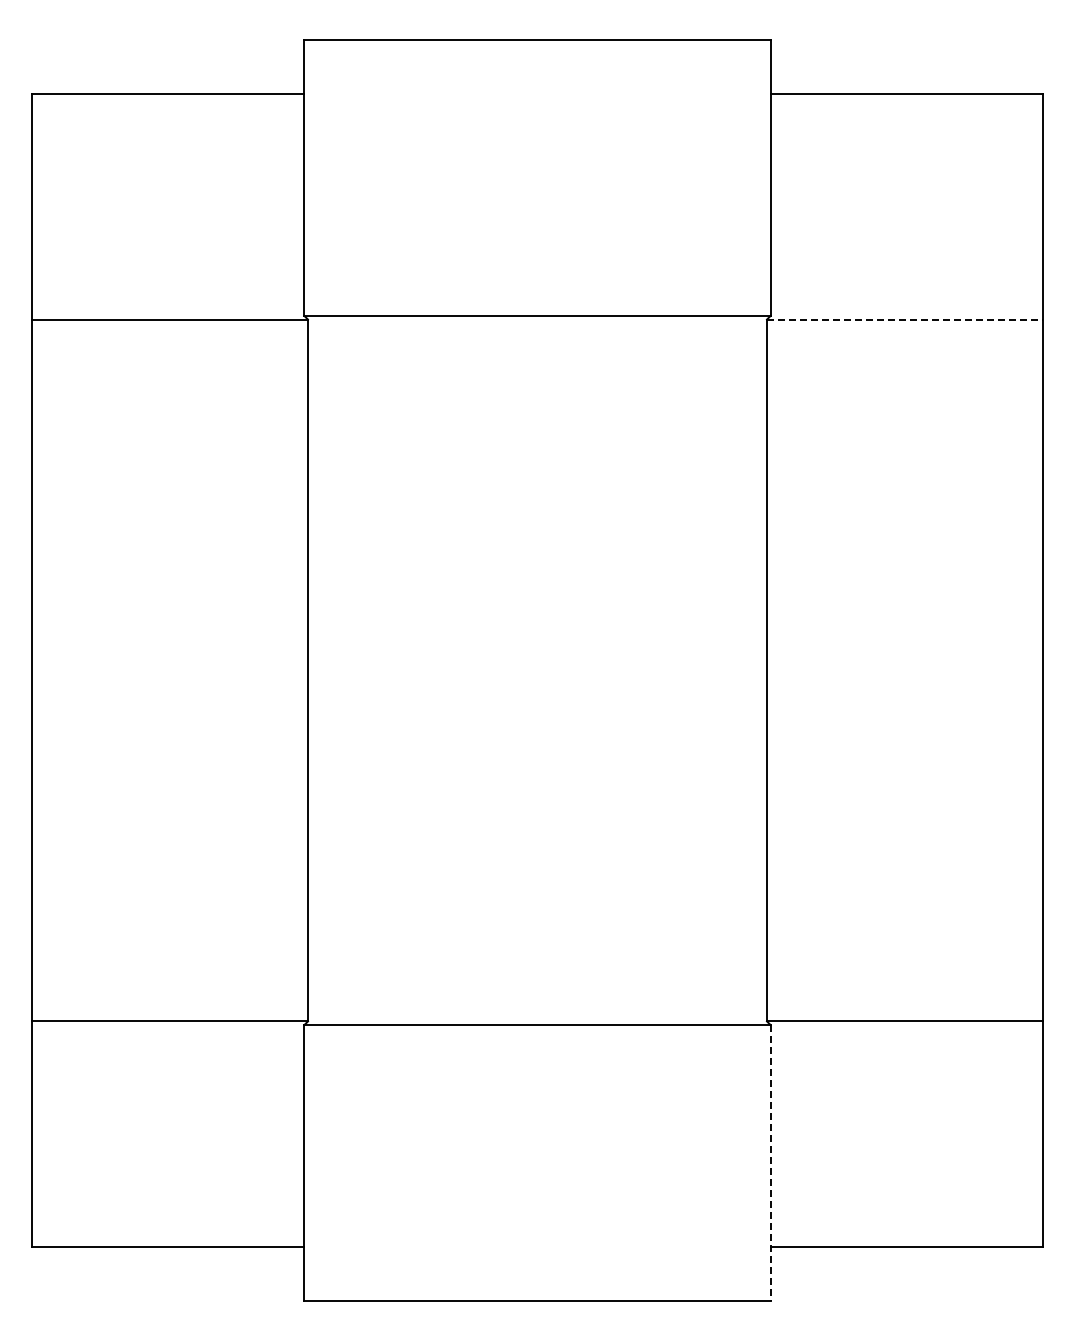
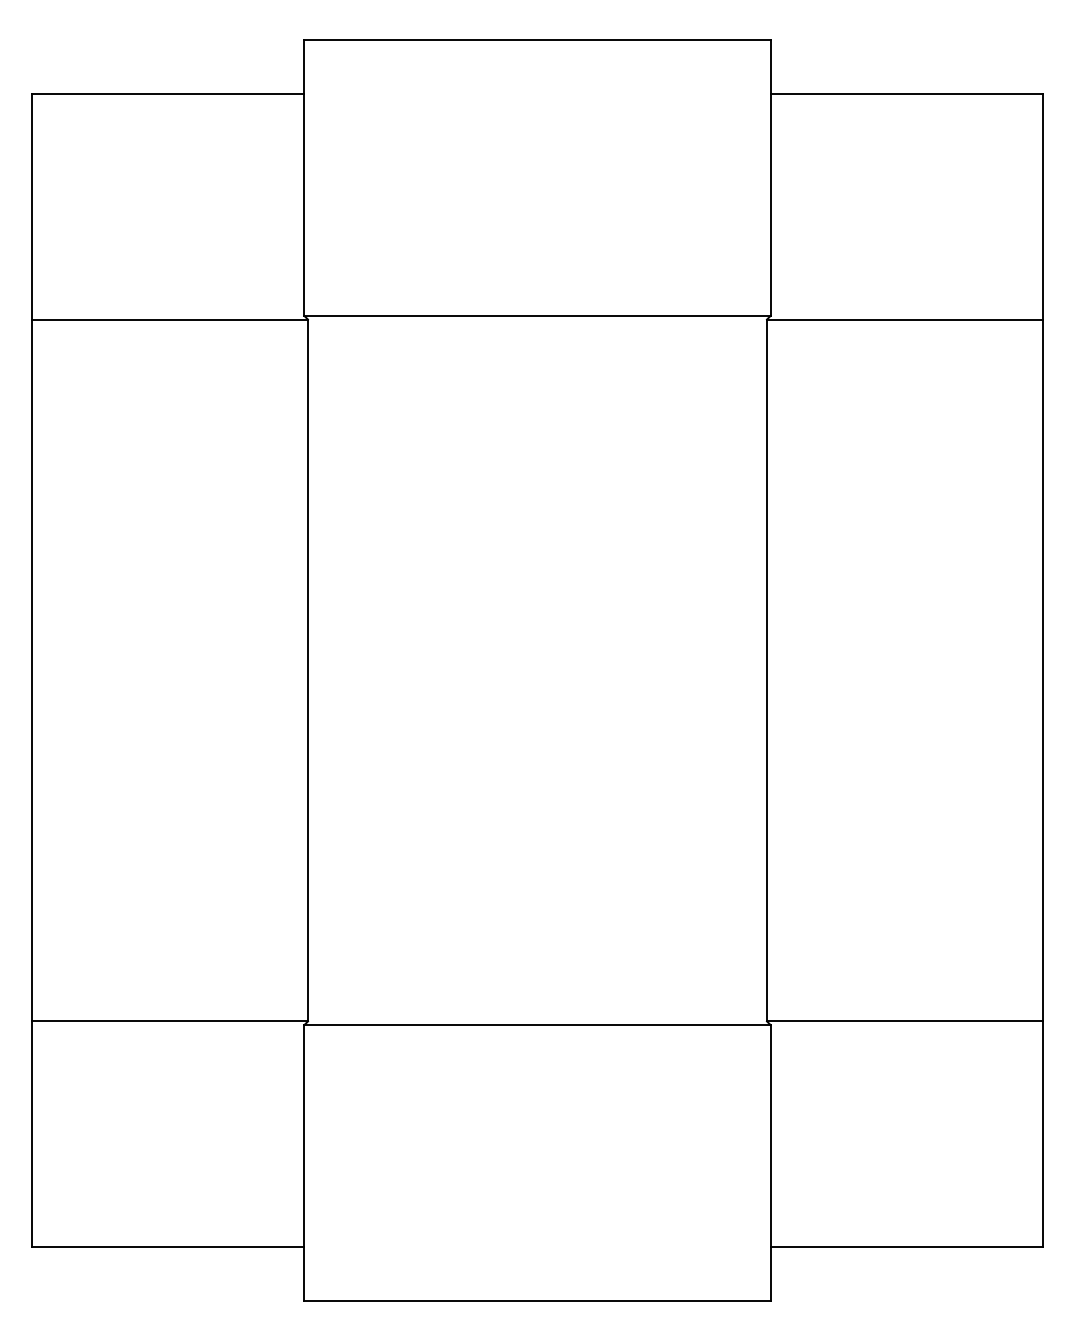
line: dashed -> solid (904, 319)
line: dashed -> solid (770, 1162)
